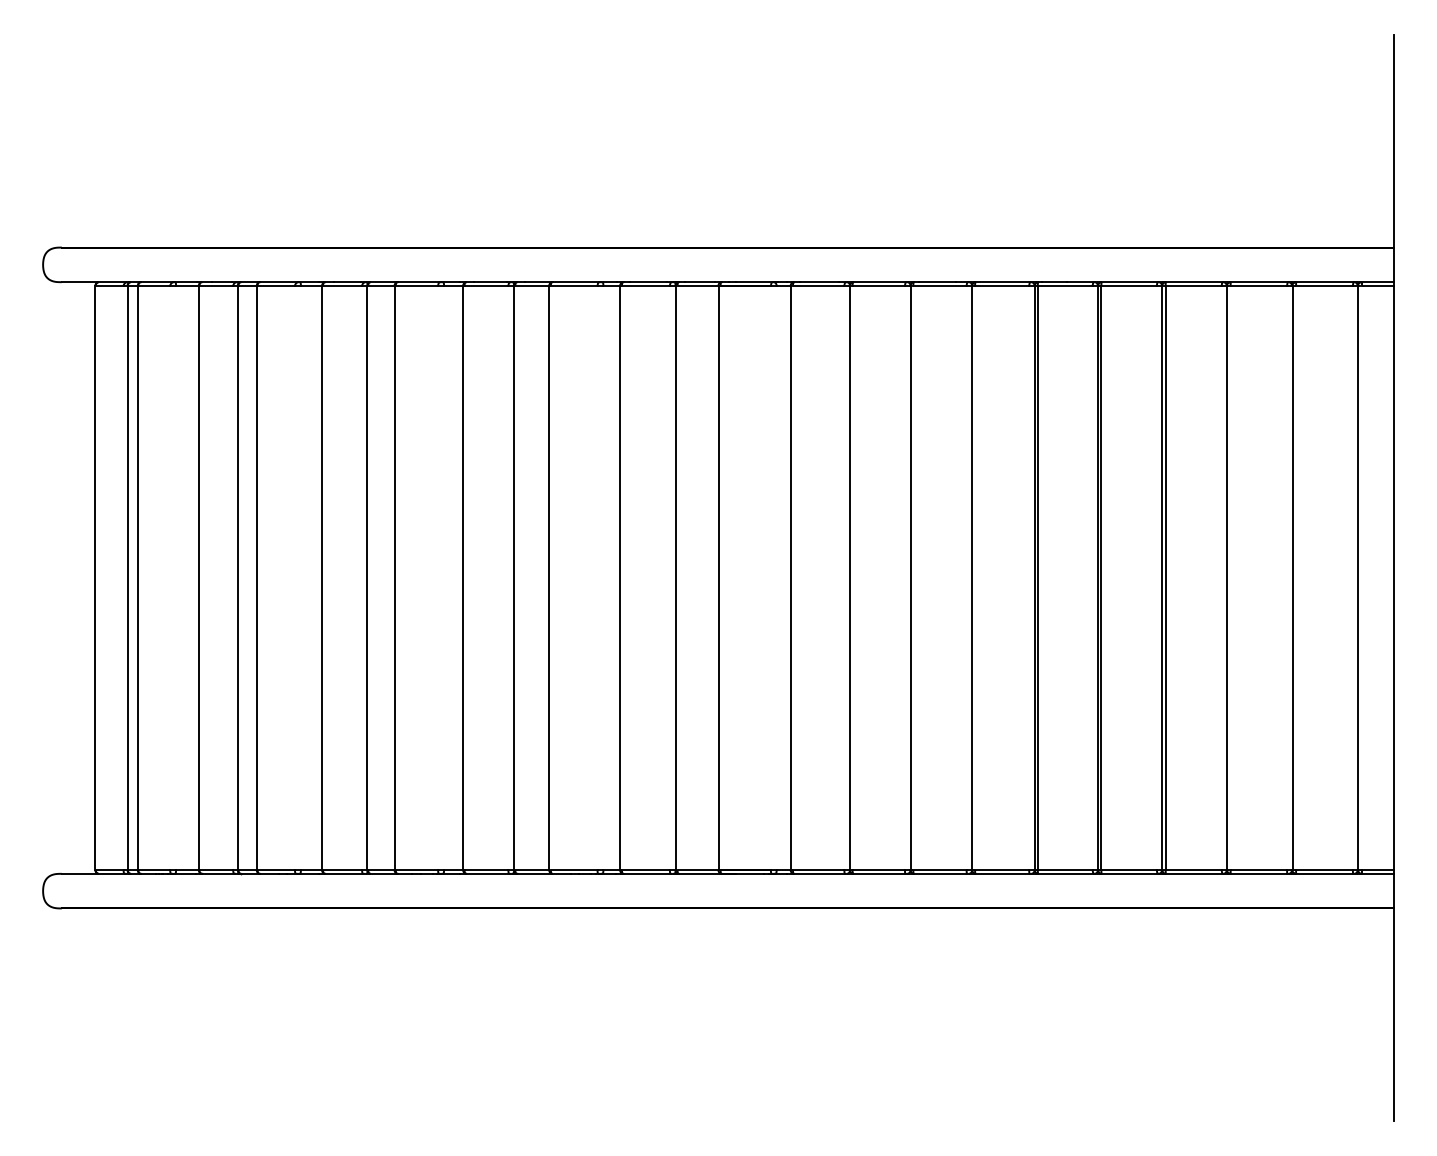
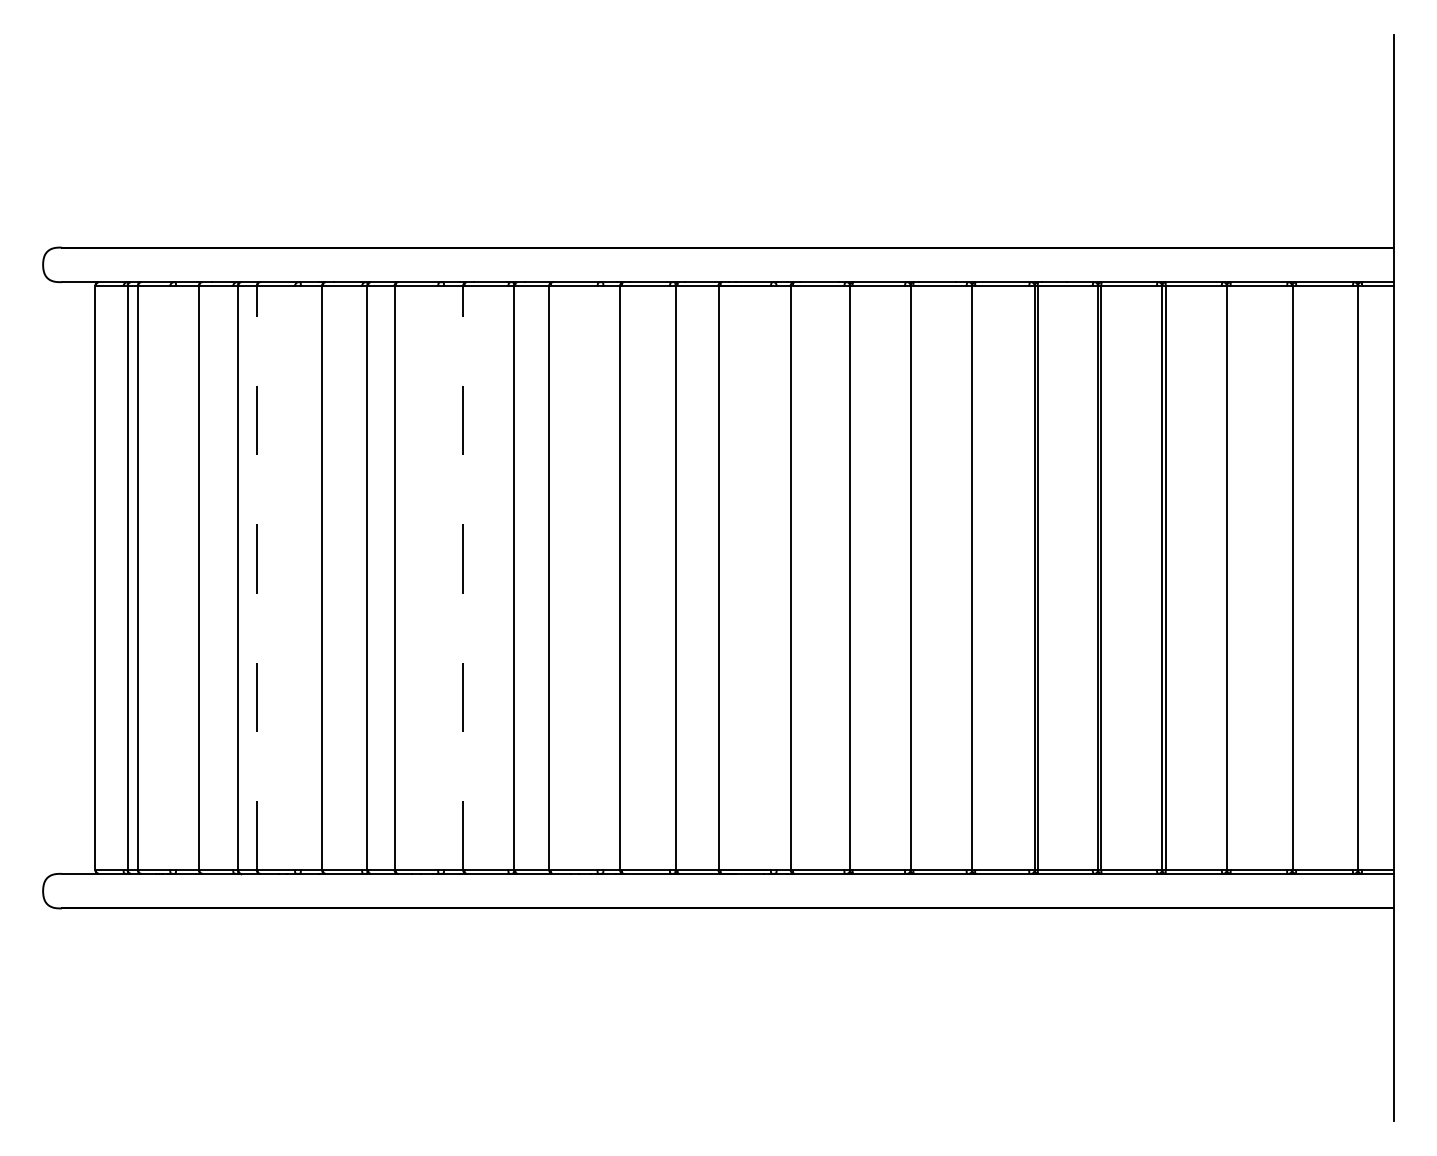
line: solid -> dashed (256, 577)
line: solid -> dashed (463, 577)
